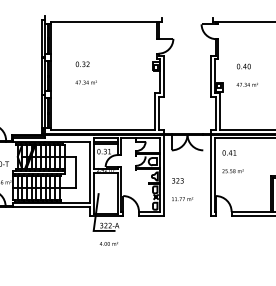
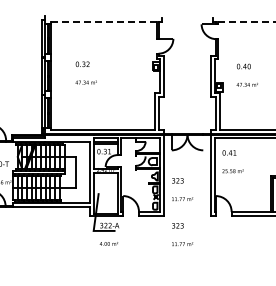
line: solid -> dashed (103, 21)
line: solid -> dashed (247, 21)
part: none -> present (182, 234)
